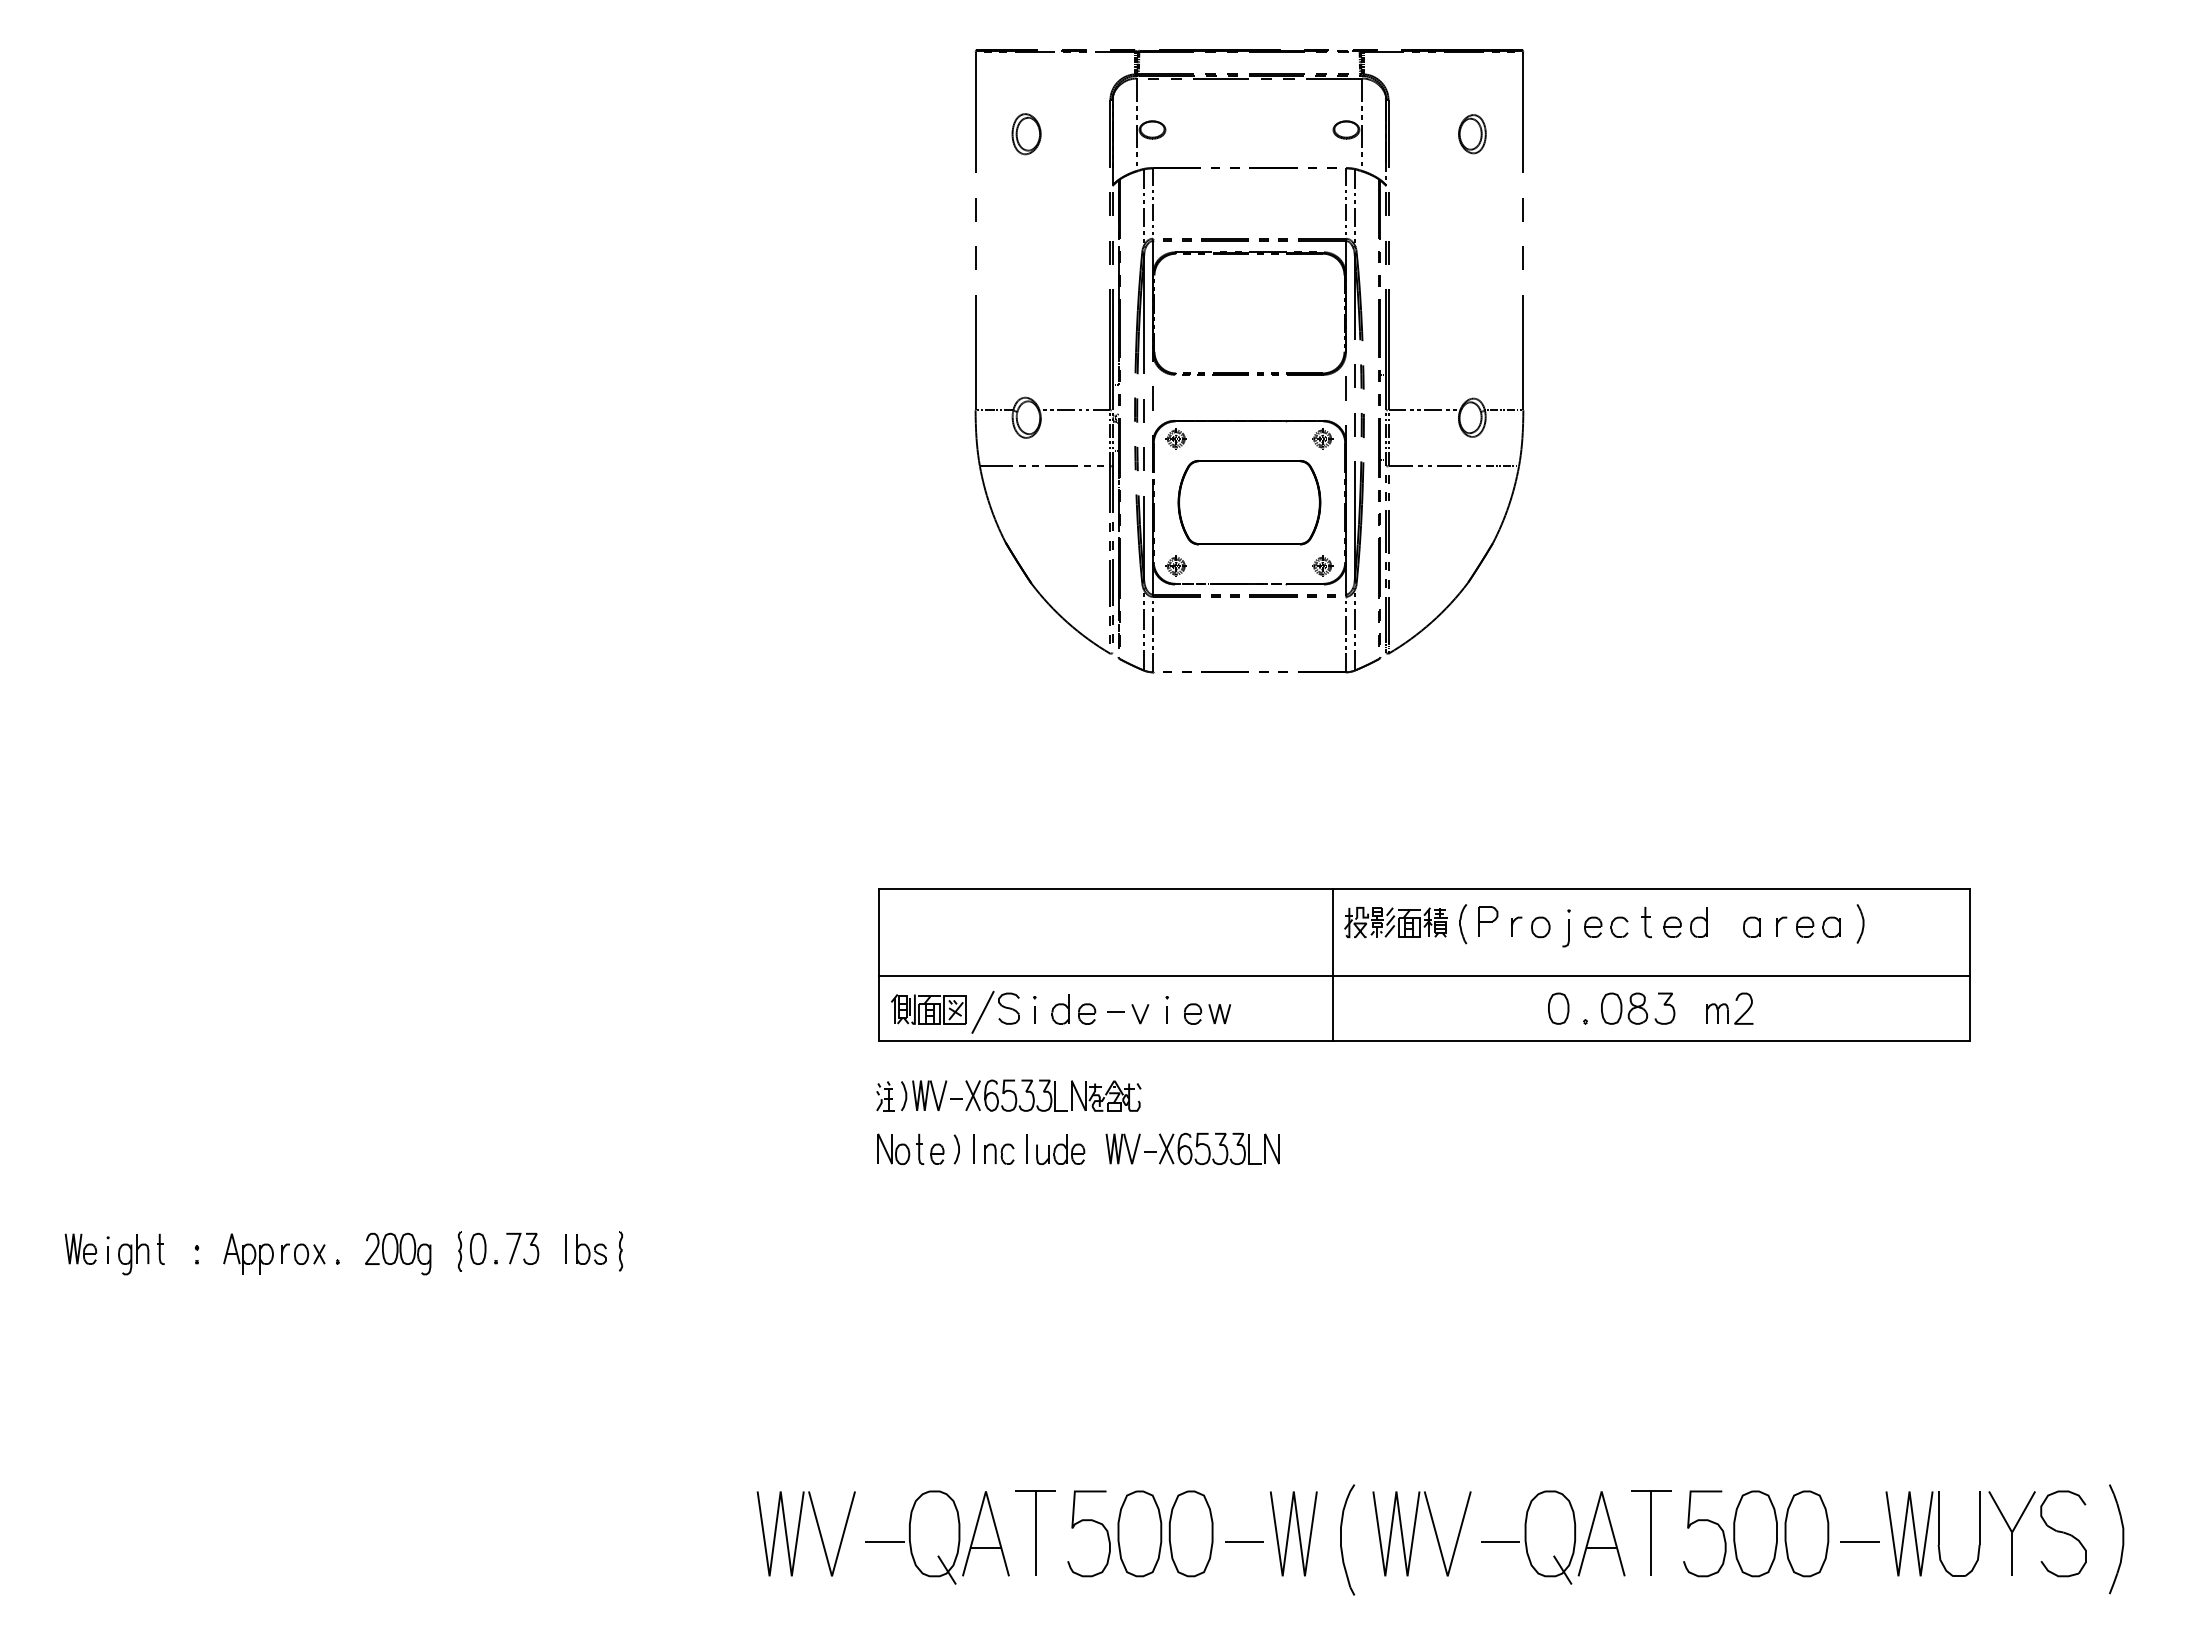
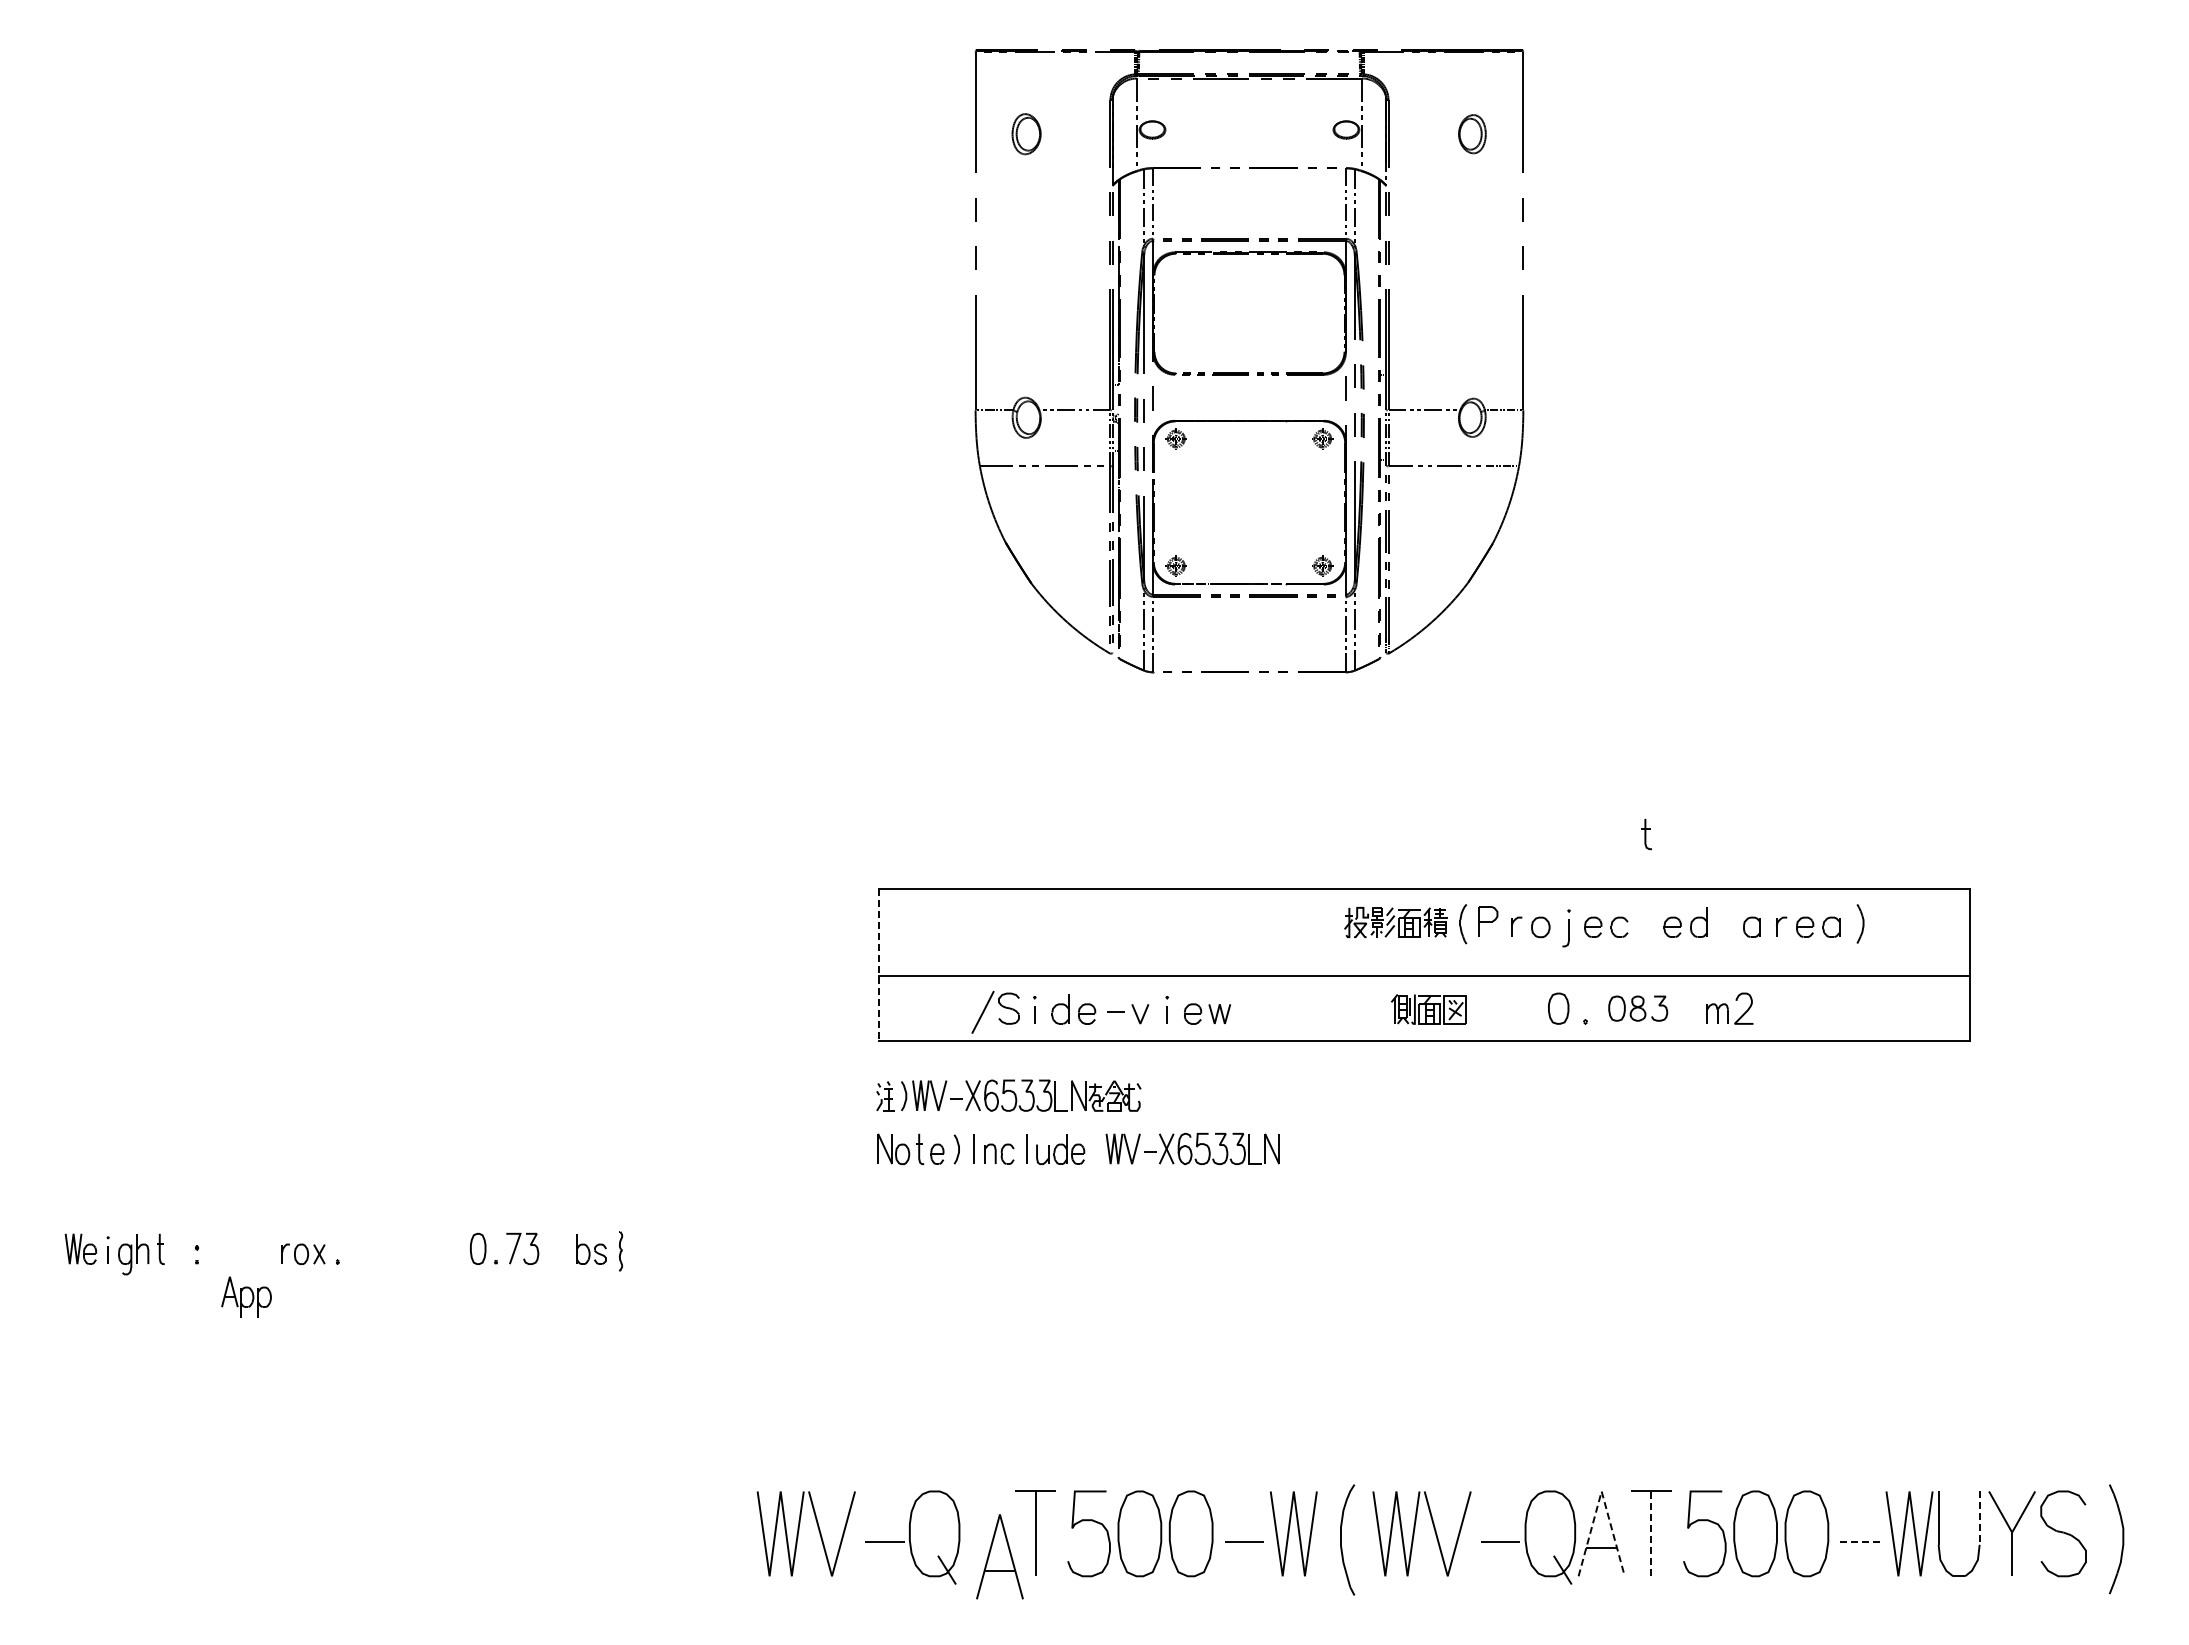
part: present -> none (1249, 502)
part position: (1646, 922) -> (1646, 834) (1646, 834)
line: solid -> dashed (879, 965)
line: present -> none (1332, 965)
part size: 75x33 px -> 61x27 px (1638, 1008)
part position: (928, 1009) -> (1428, 1009) (1428, 1009)
line: present -> none (565, 1248)
line: present -> none (459, 1251)
part position: (248, 1253) -> (246, 1296) (246, 1296)
part: present -> none (398, 1253)
line: solid -> dashed (1601, 1491)
line: solid -> dashed (1979, 1518)
part position: (985, 1533) -> (999, 1556) (999, 1556)
line: solid -> dashed (1651, 1533)
line: solid -> dashed (1859, 1542)
